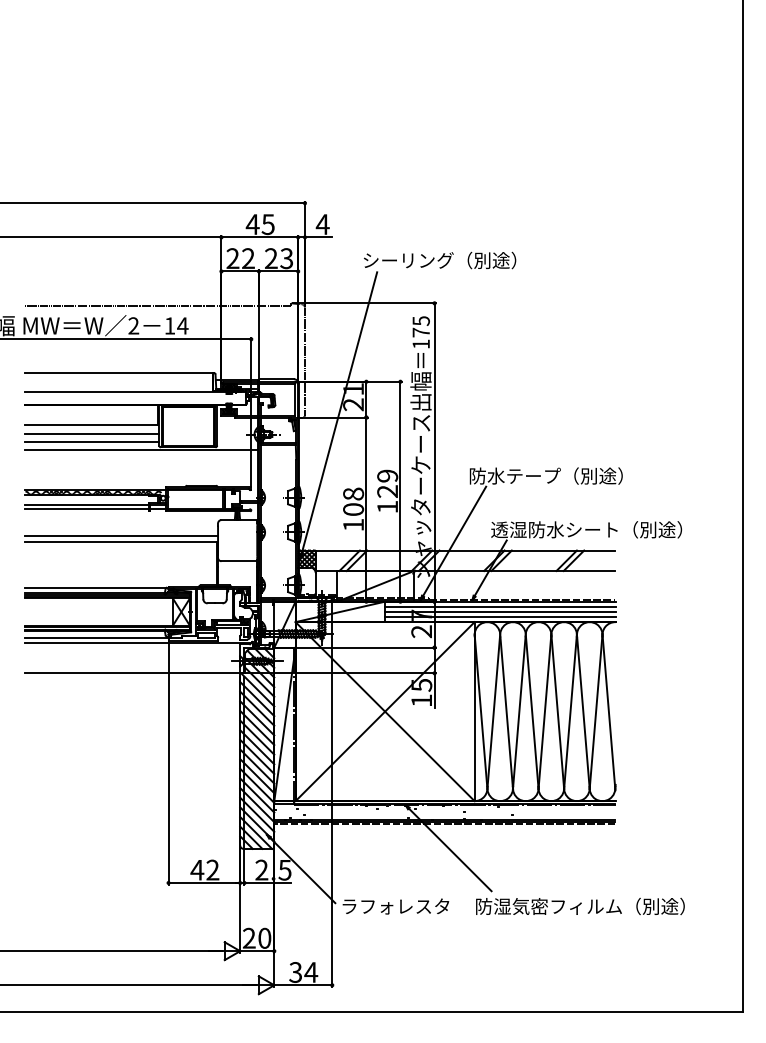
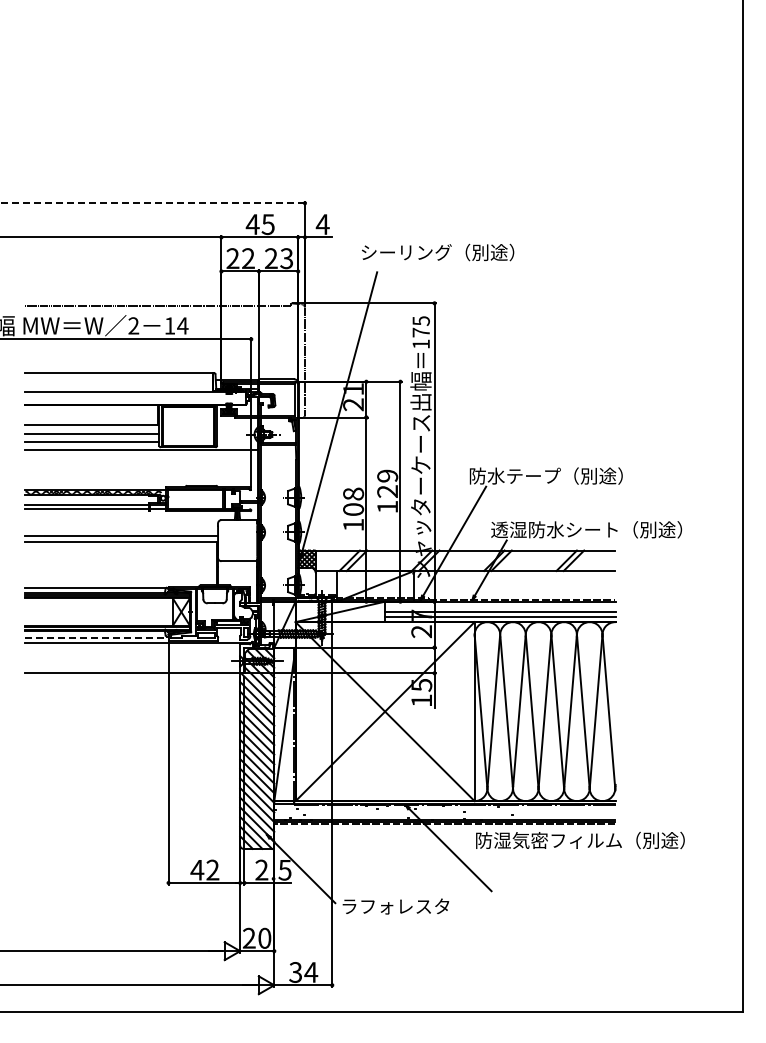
line: solid -> dashed (152, 203)
text position: (440, 260) -> (438, 252) (438, 252)
line: present -> none (500, 606)
line: solid -> dashed (97, 638)
text position: (580, 906) -> (580, 840) (580, 840)
